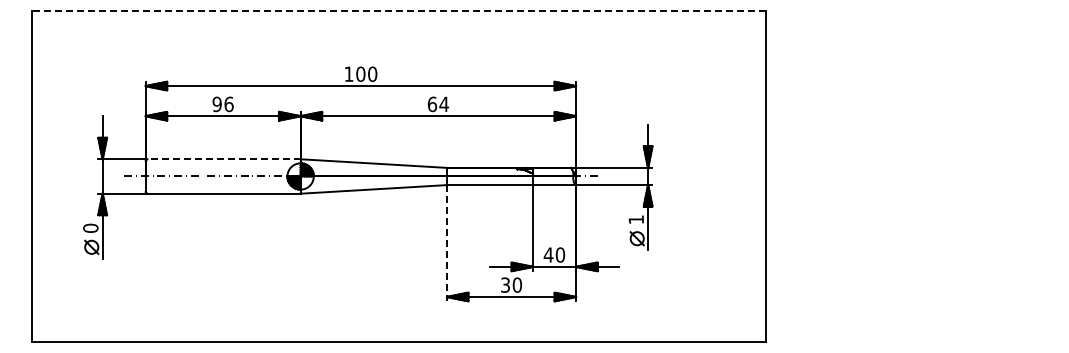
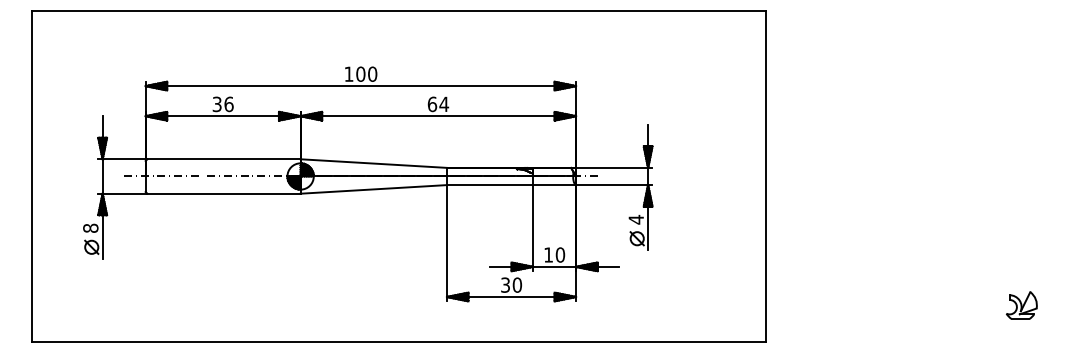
line: dashed -> solid (398, 10)
text: 96 -> 36 (216, 103)
line: dashed -> solid (224, 159)
text: 1 -> 4 (635, 219)
text: 0 -> 8 (90, 227)
line: dashed -> solid (446, 243)
text: 40 -> 10 (548, 254)
part: none -> present (1021, 305)
